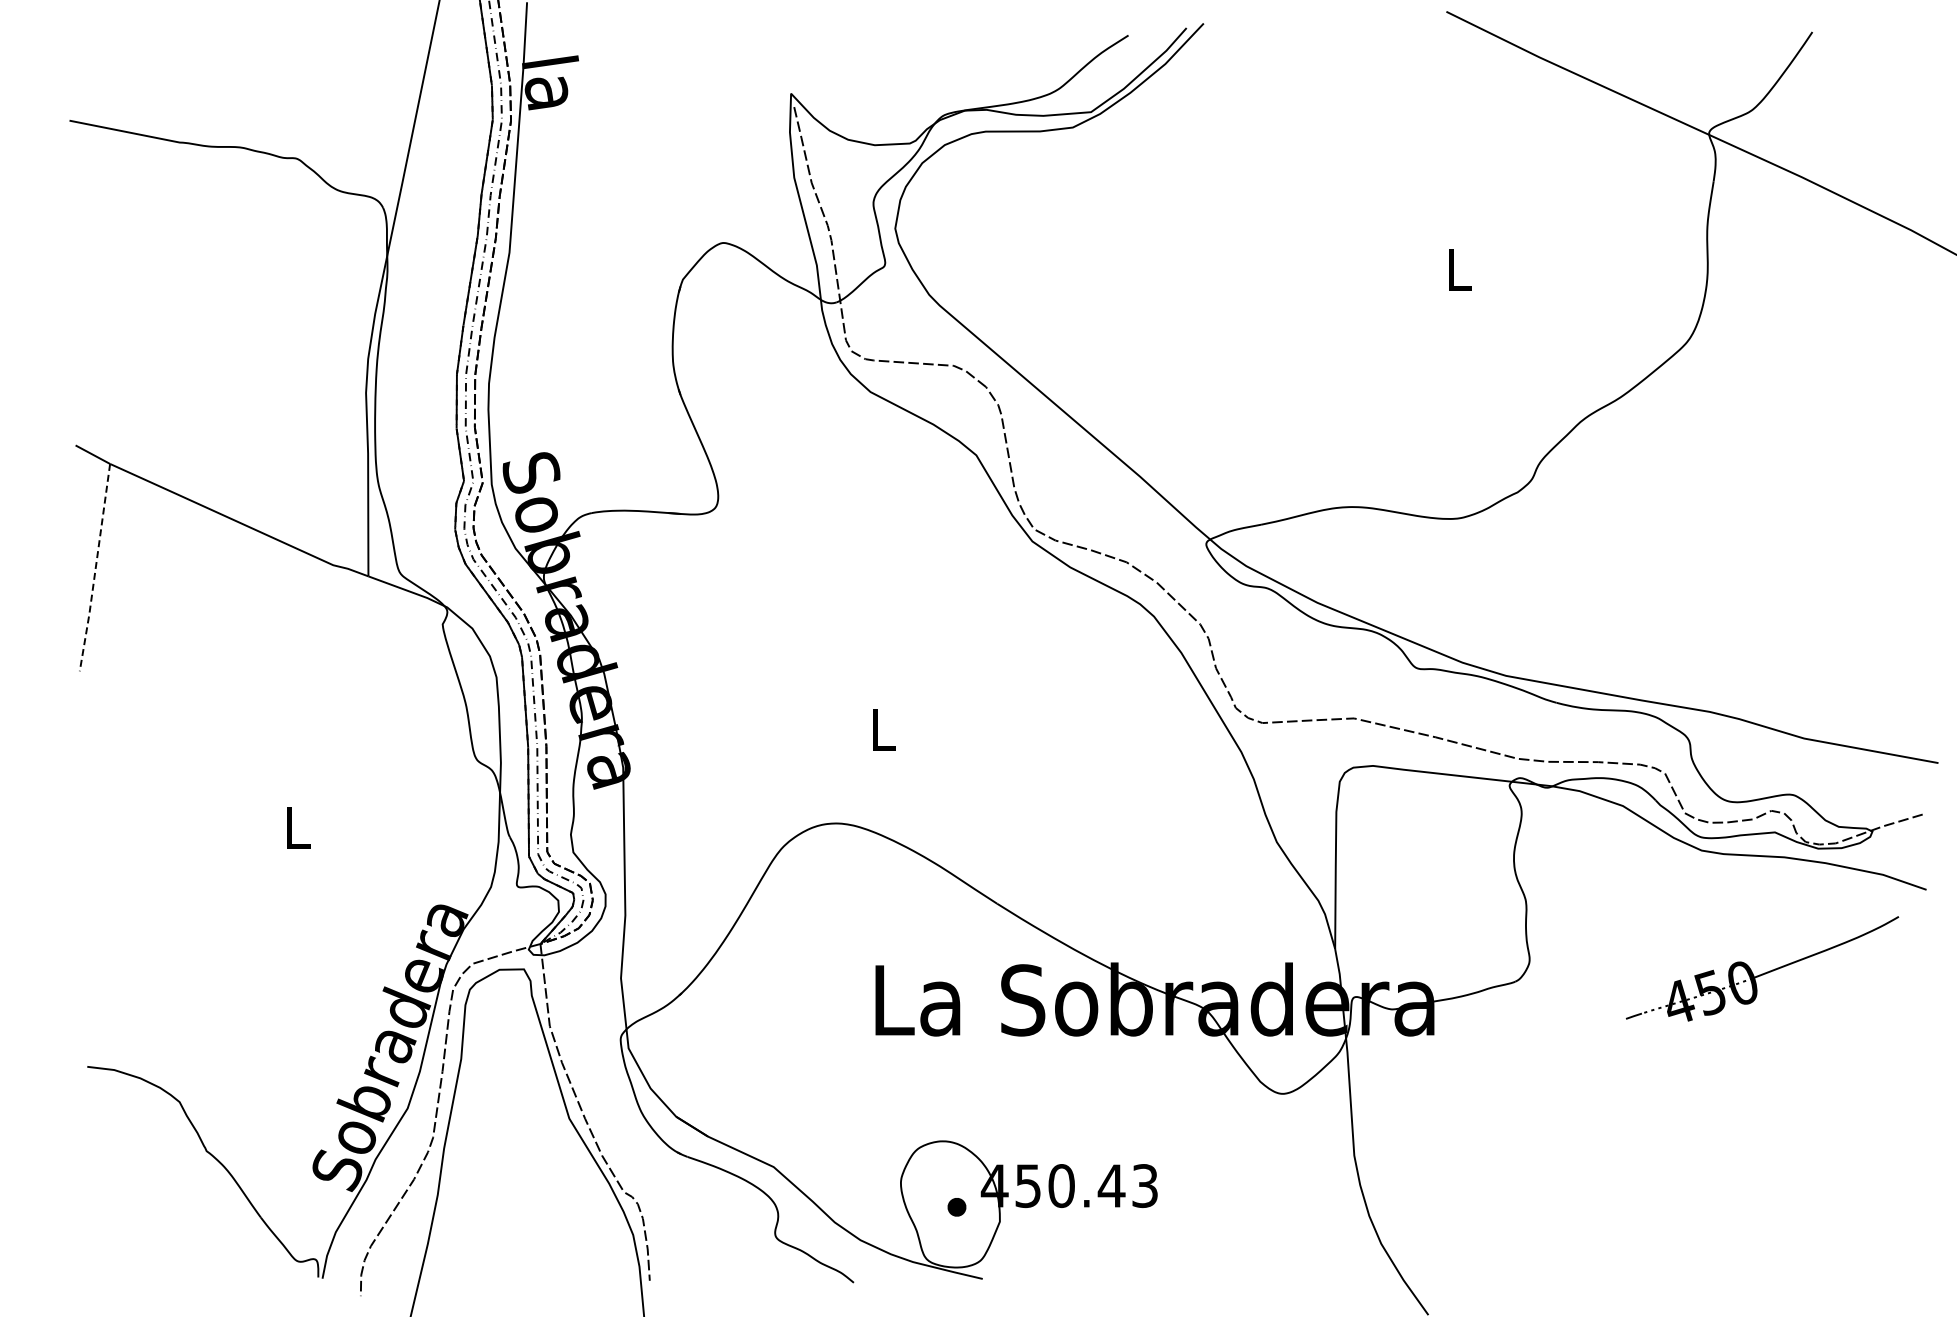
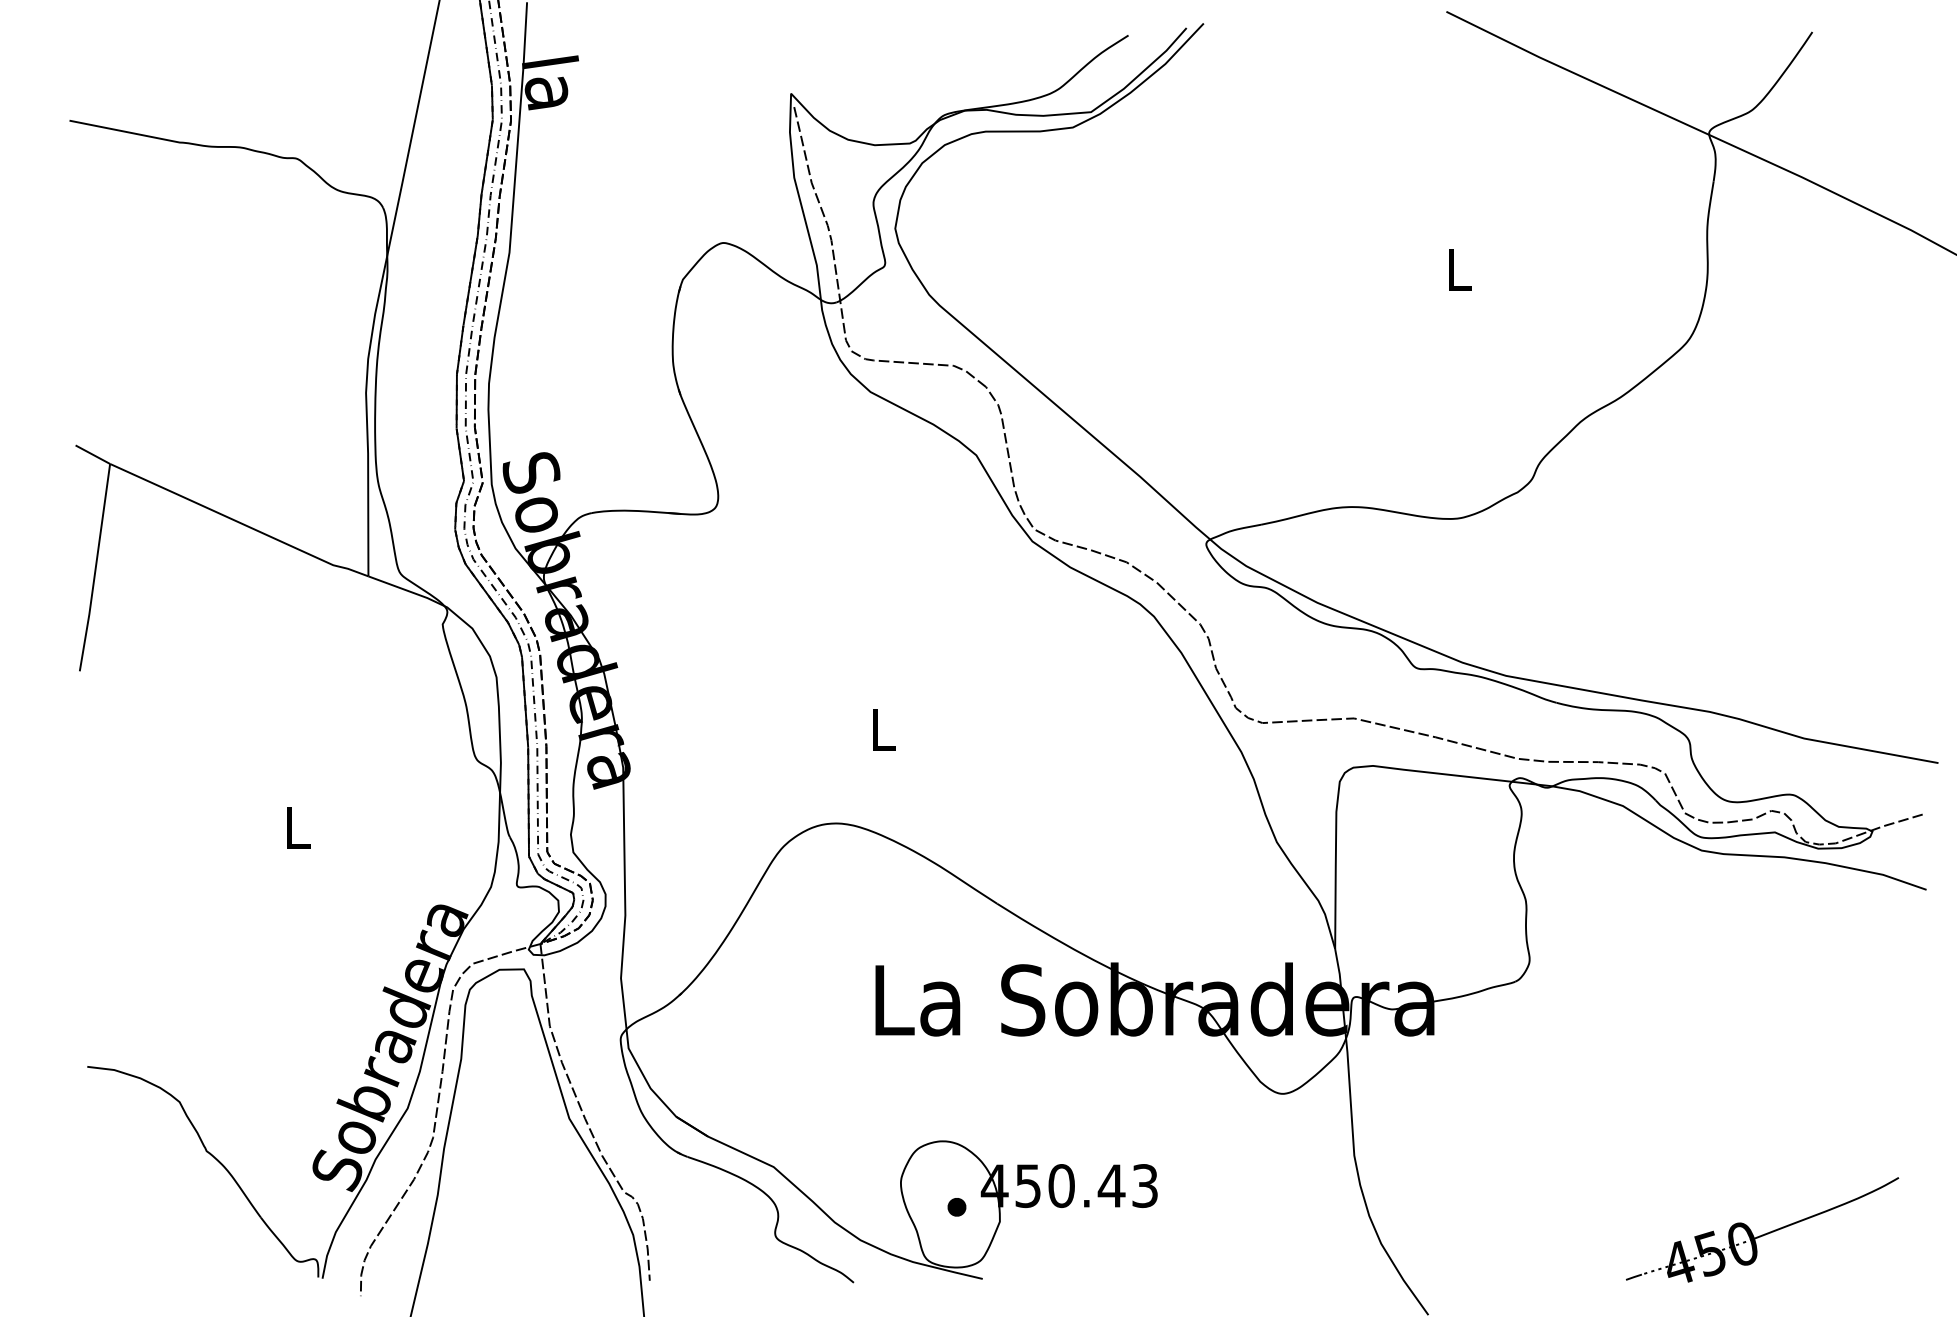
line: dashed -> solid (95, 568)
part position: (1762, 968) -> (1762, 1229) (1762, 1229)
